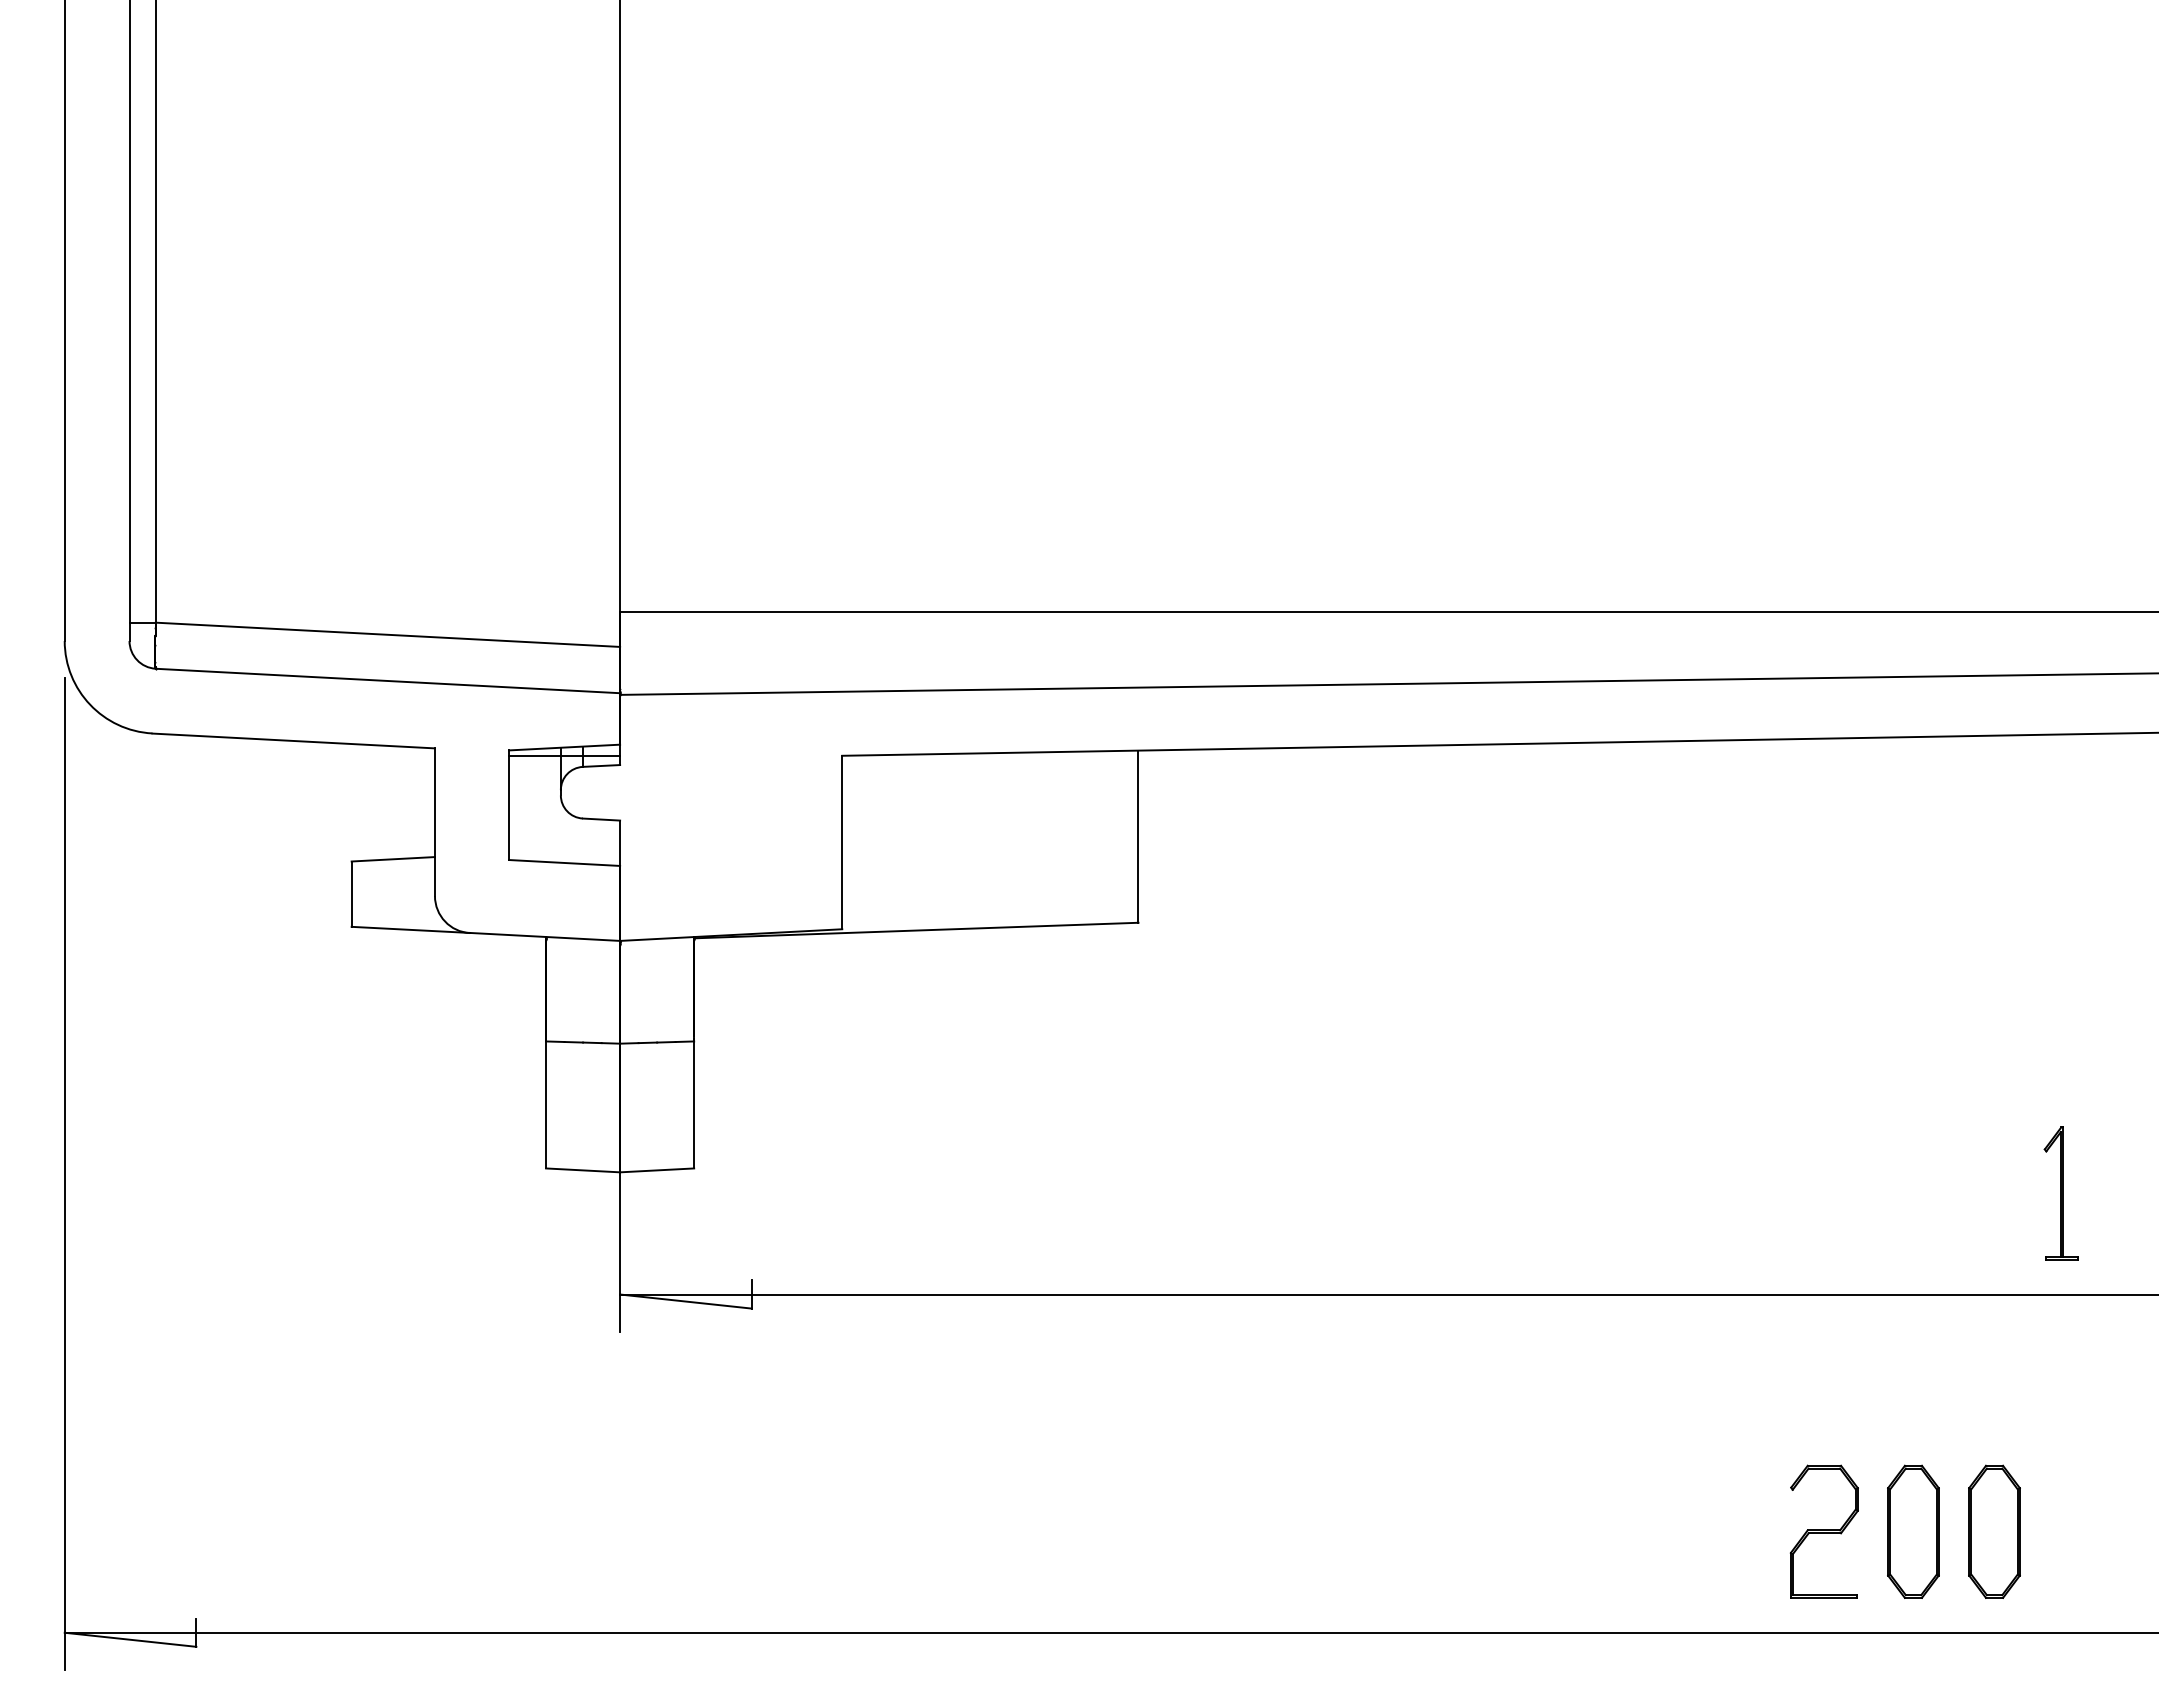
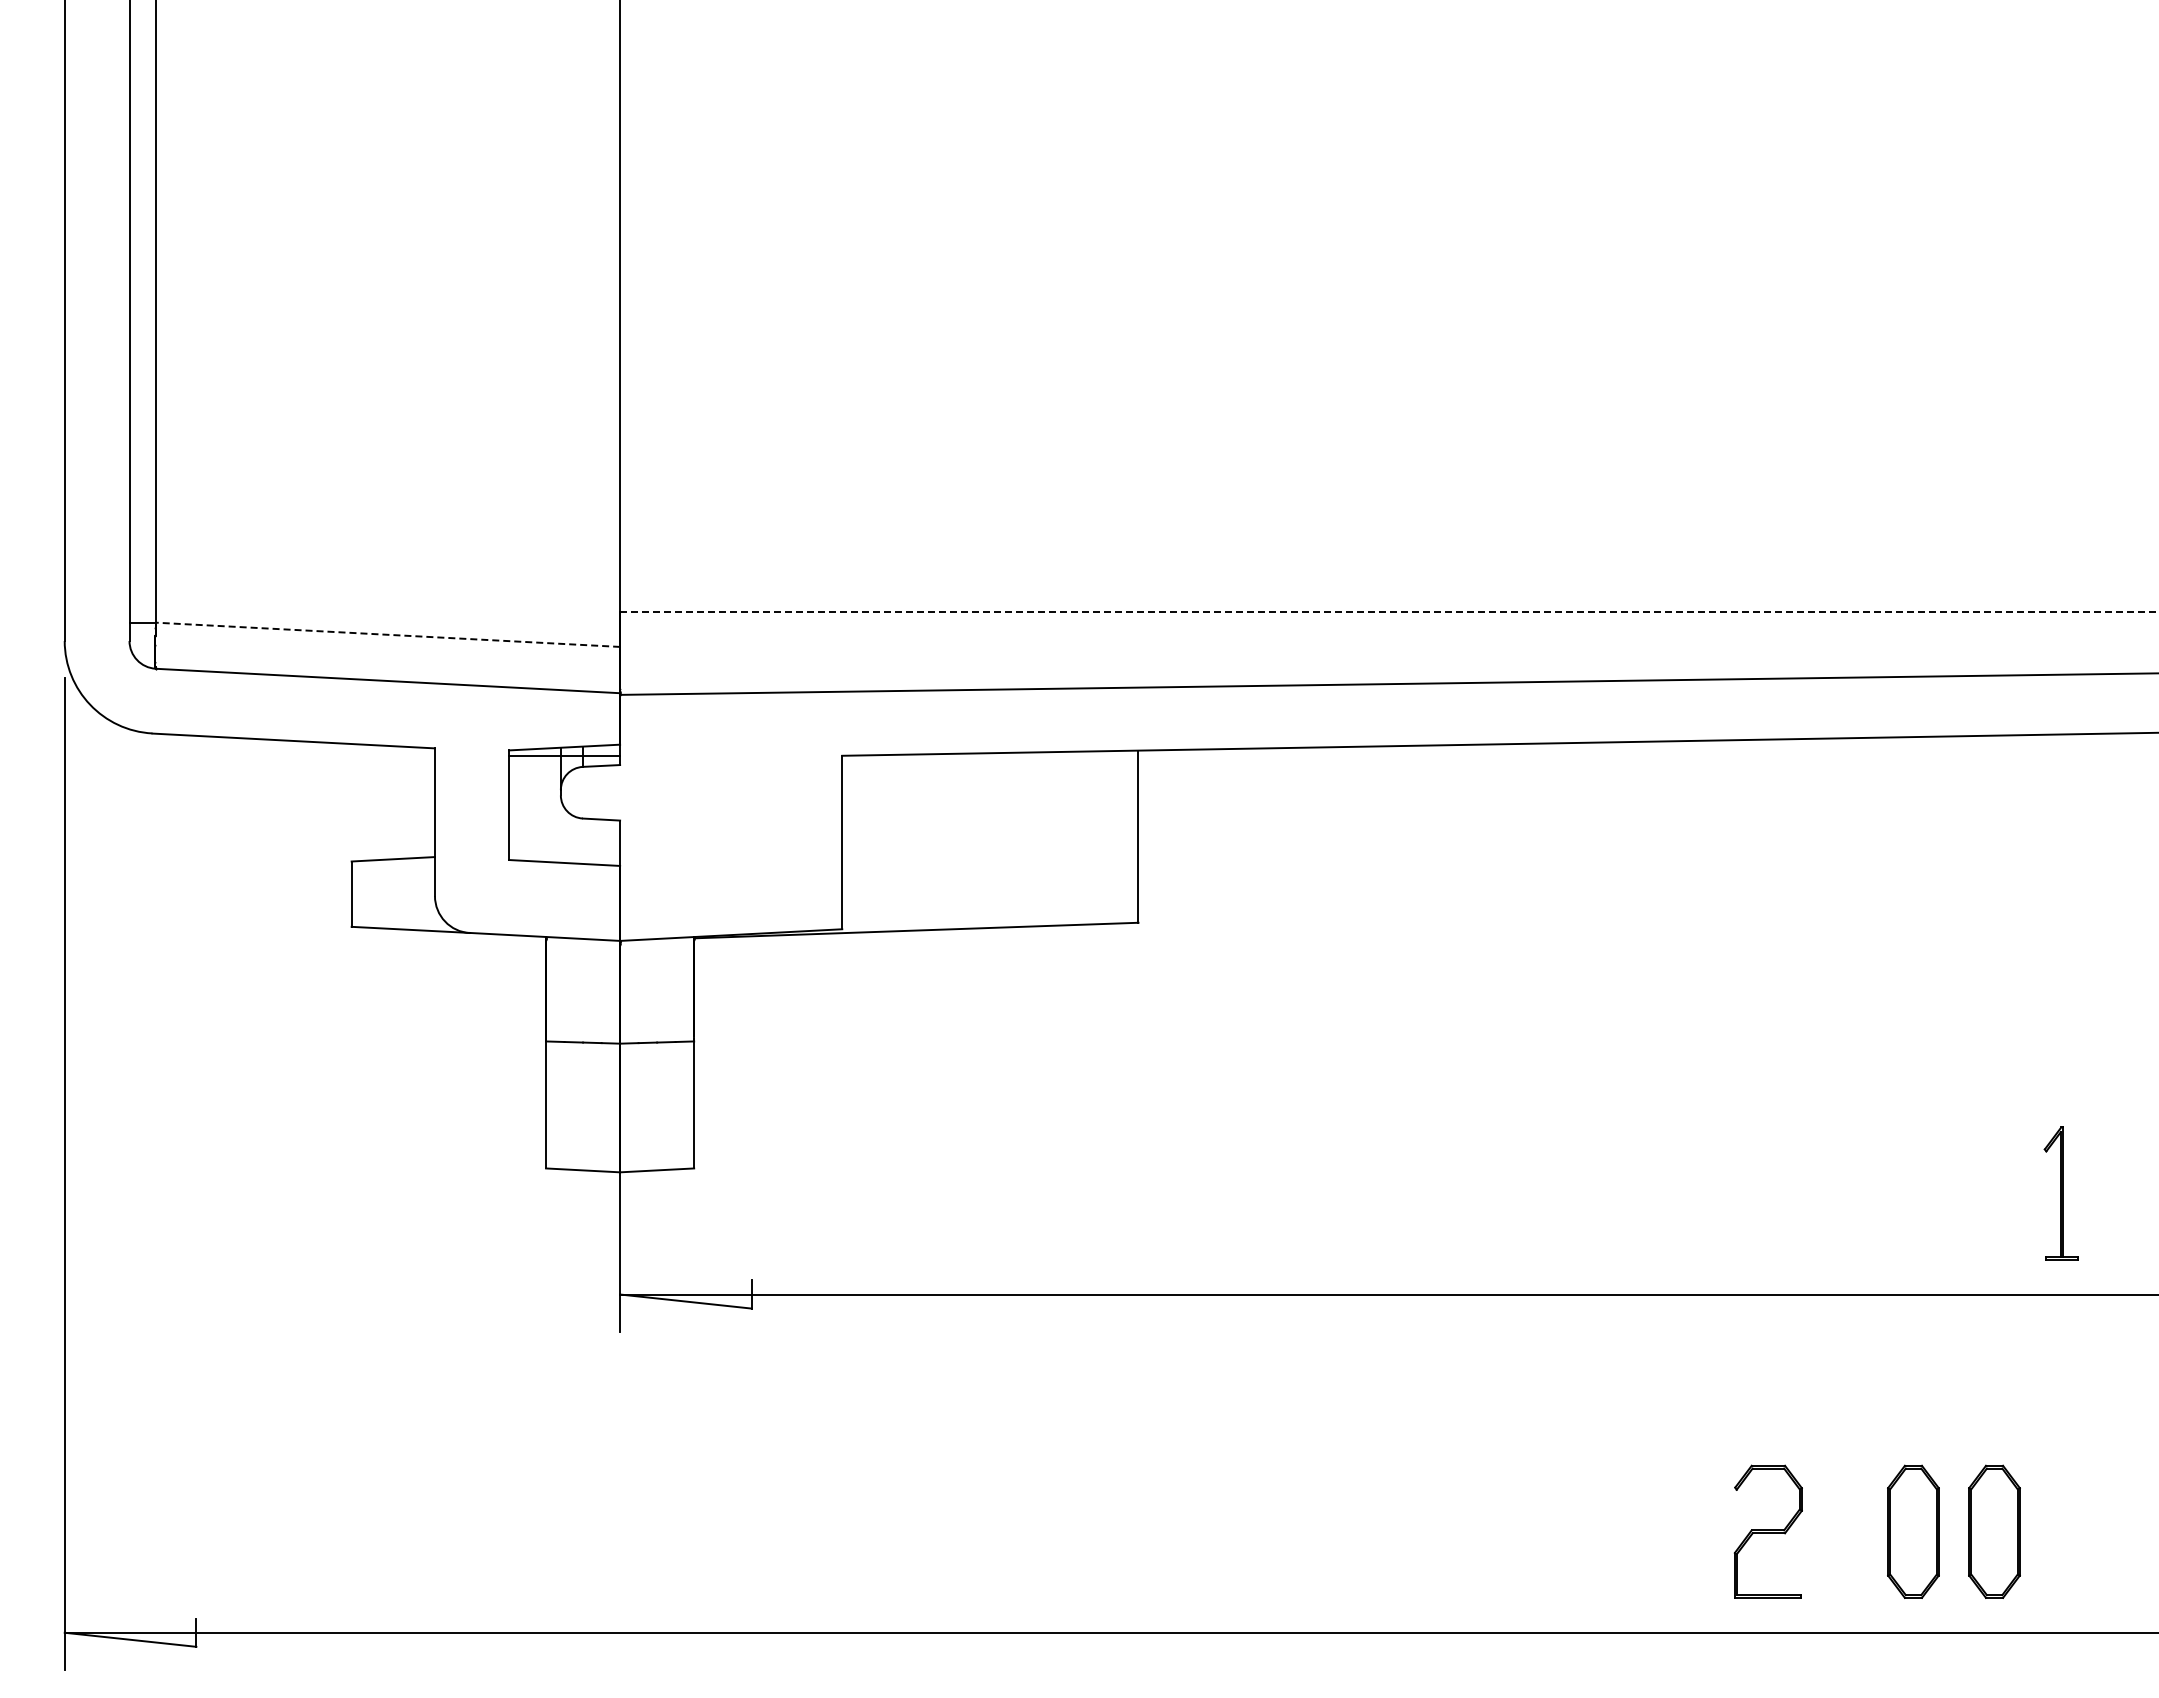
line: solid -> dashed (1389, 611)
line: solid -> dashed (387, 634)
part position: (1823, 1531) -> (1767, 1531) (1767, 1531)
